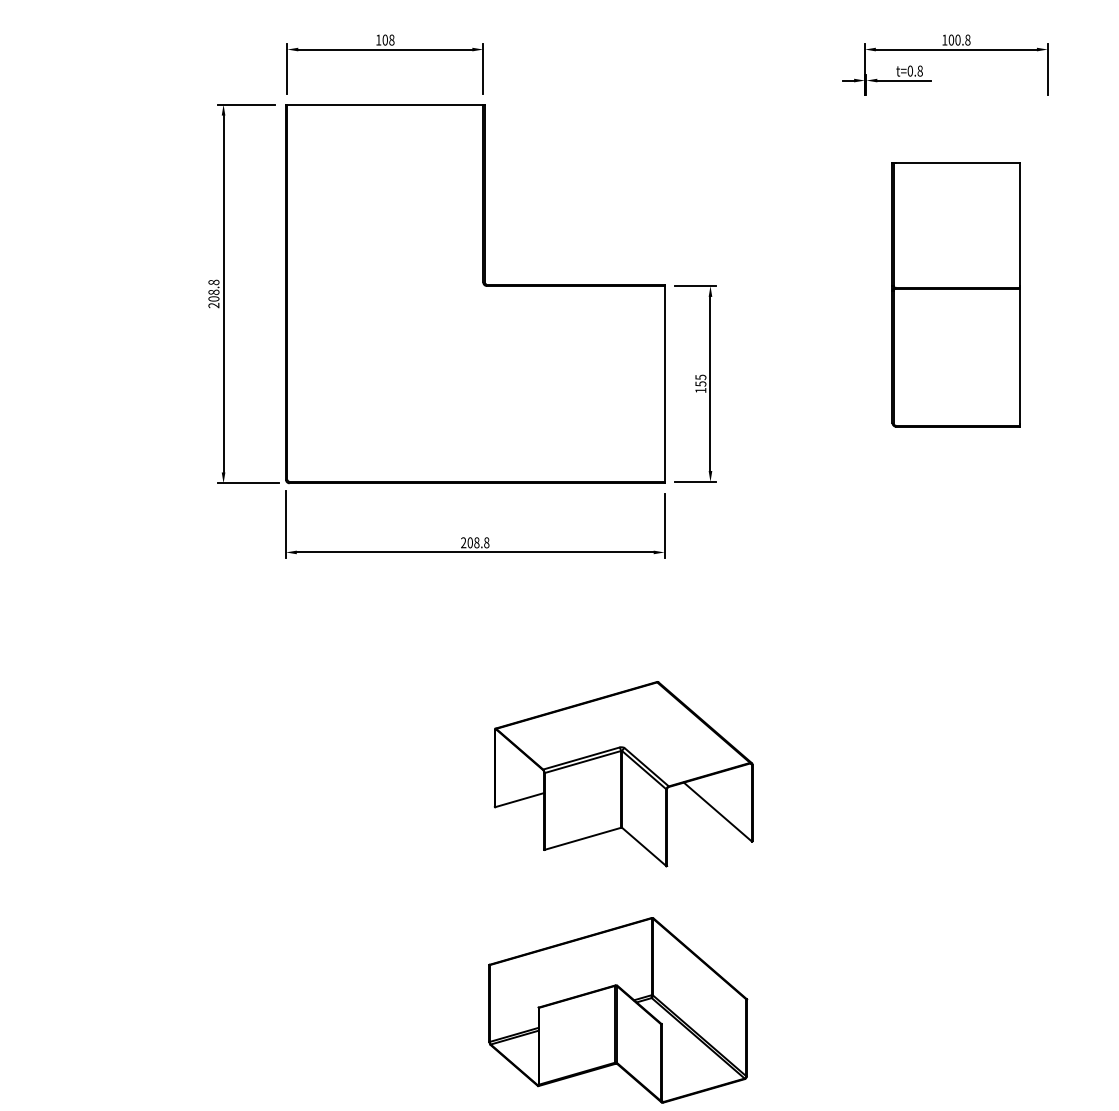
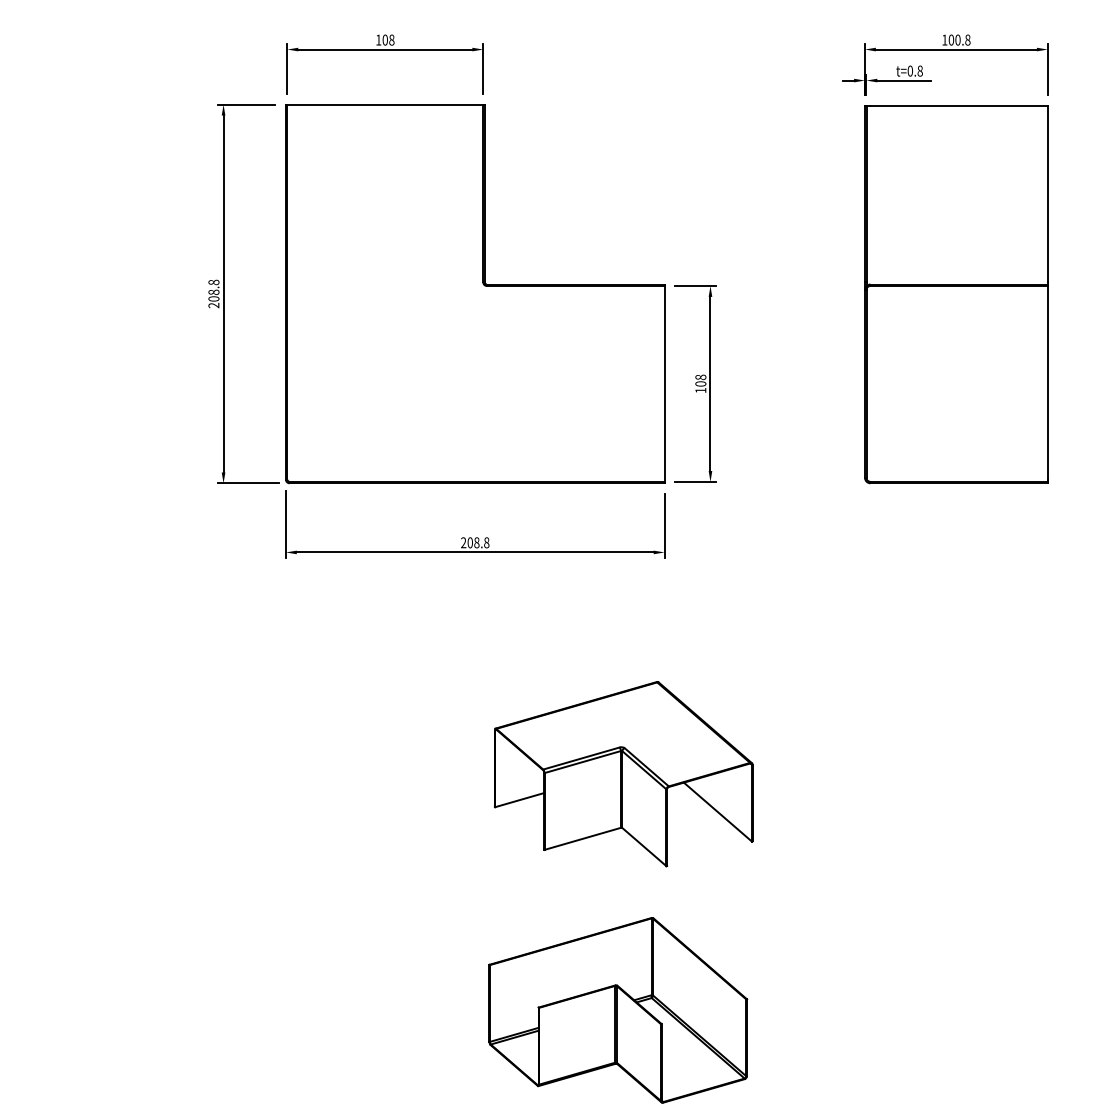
part size: 130x266 px -> 185x380 px (956, 294)
text: 155 -> 108 (700, 380)
